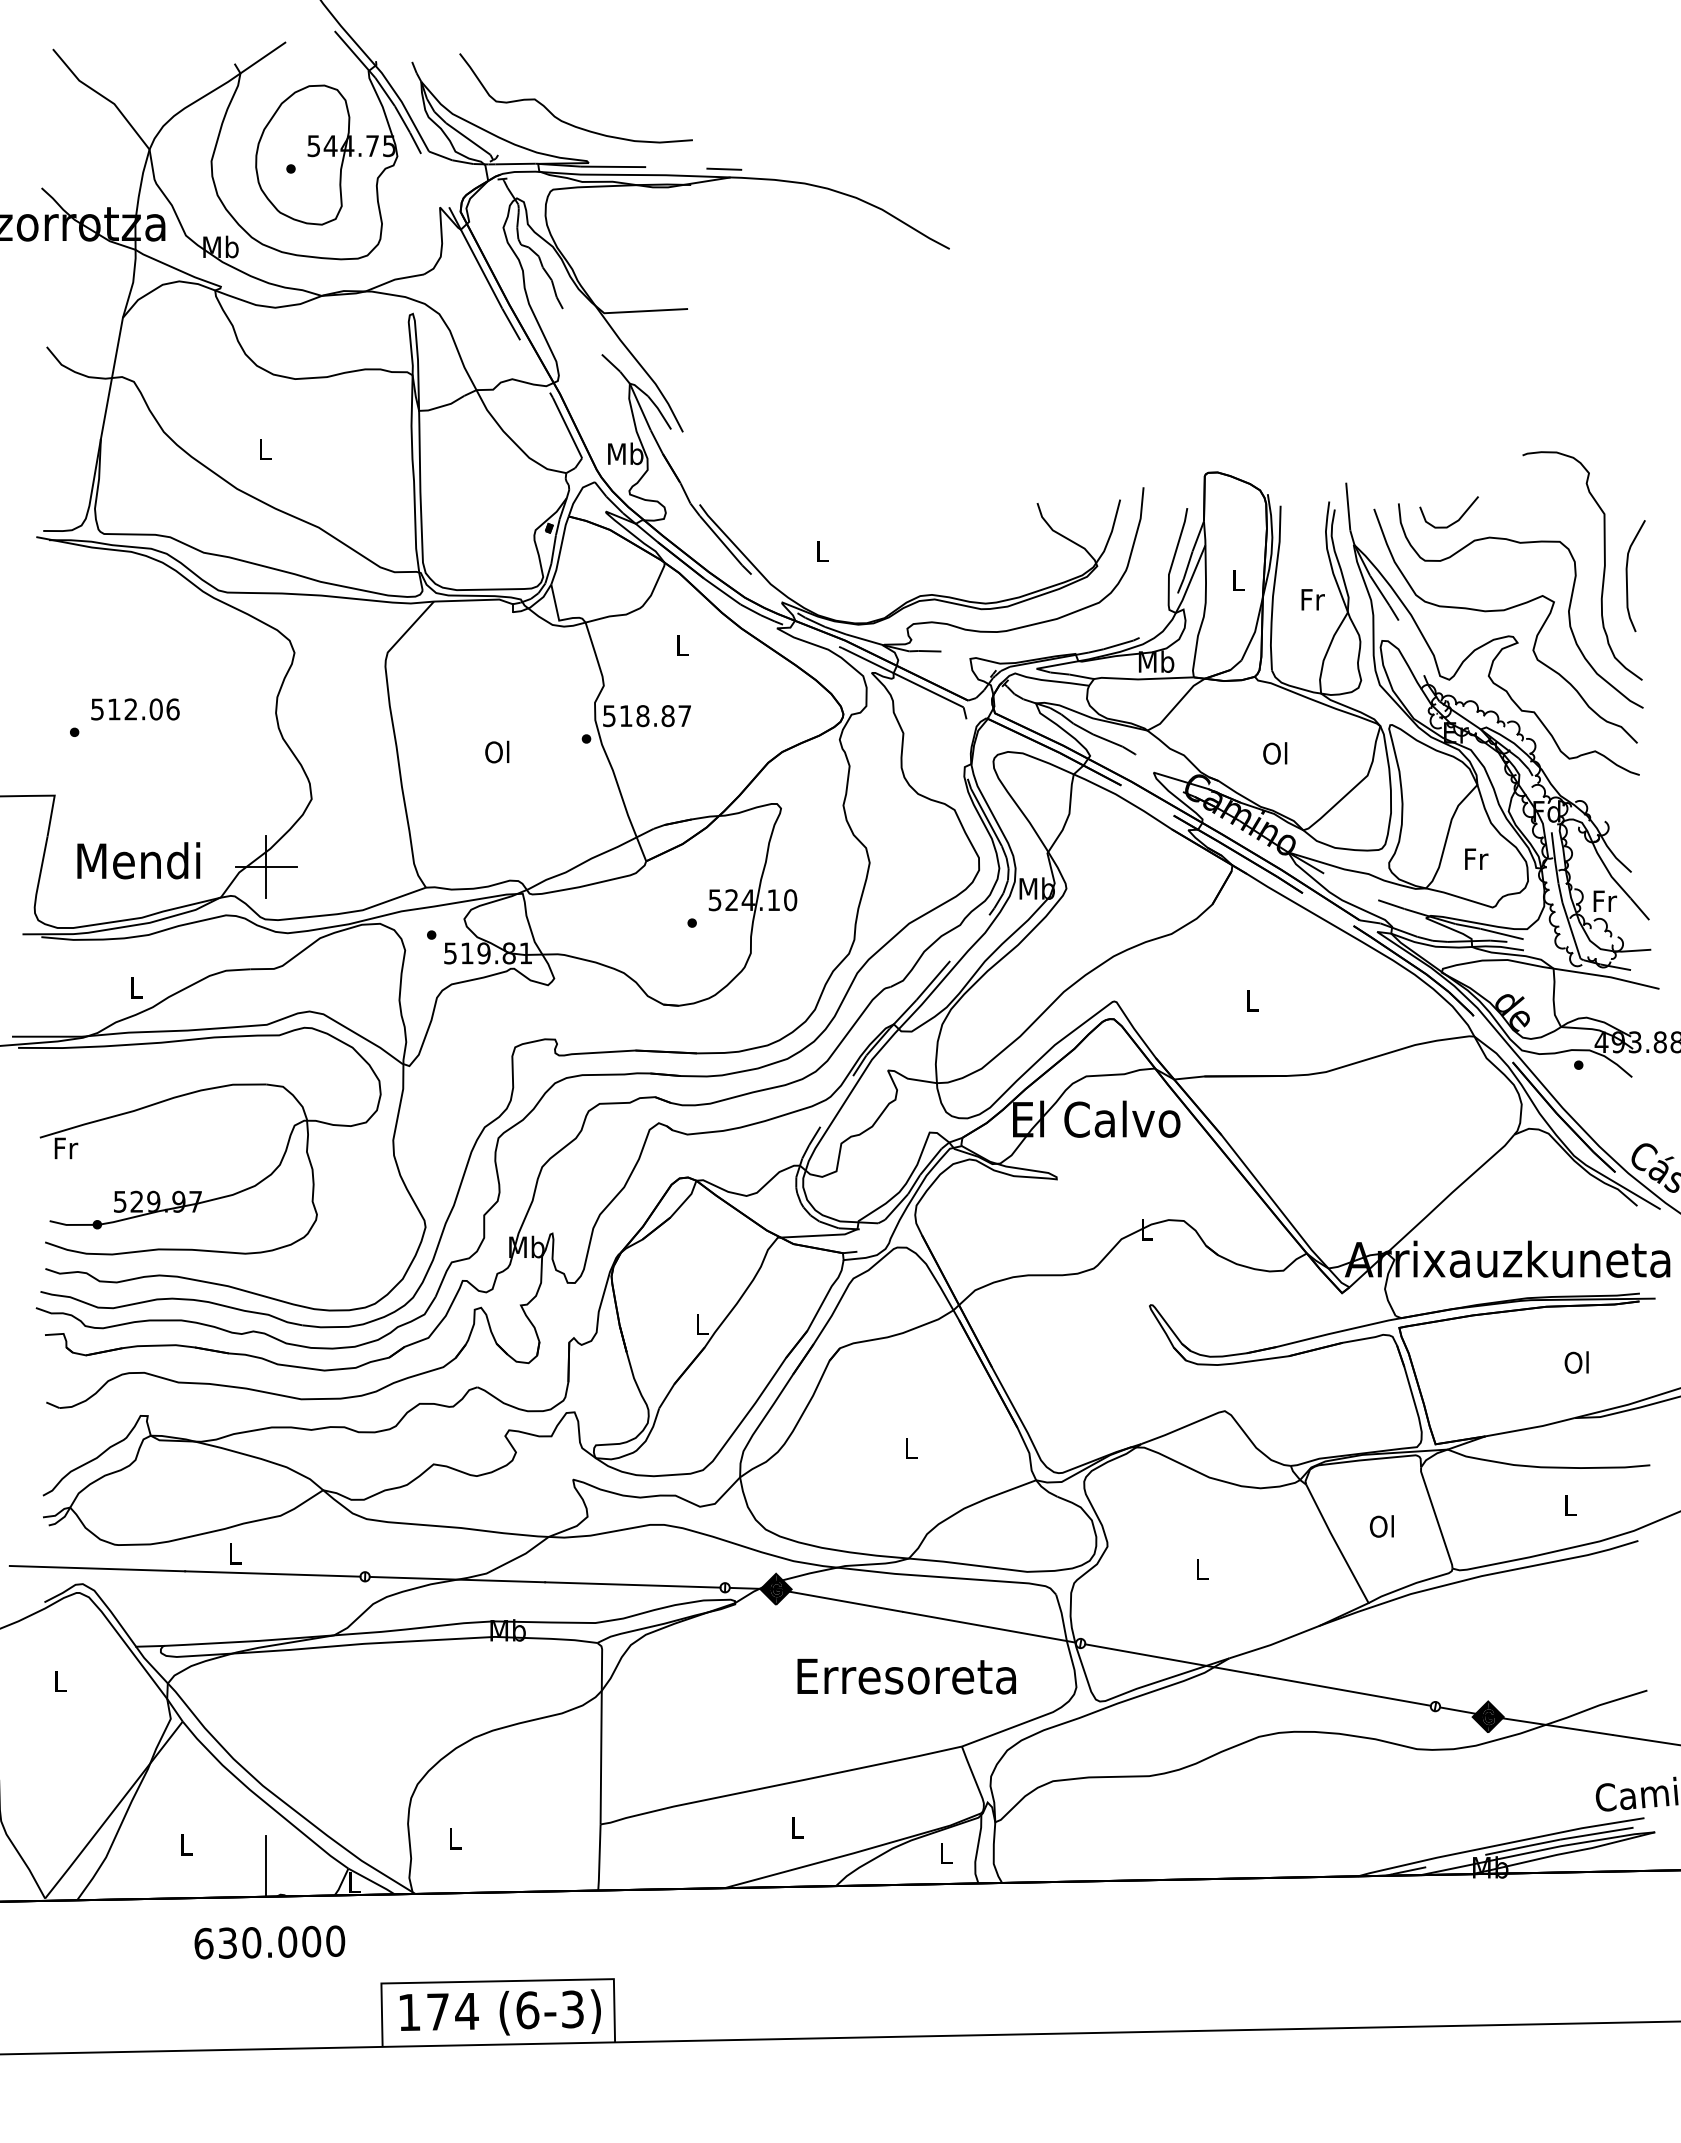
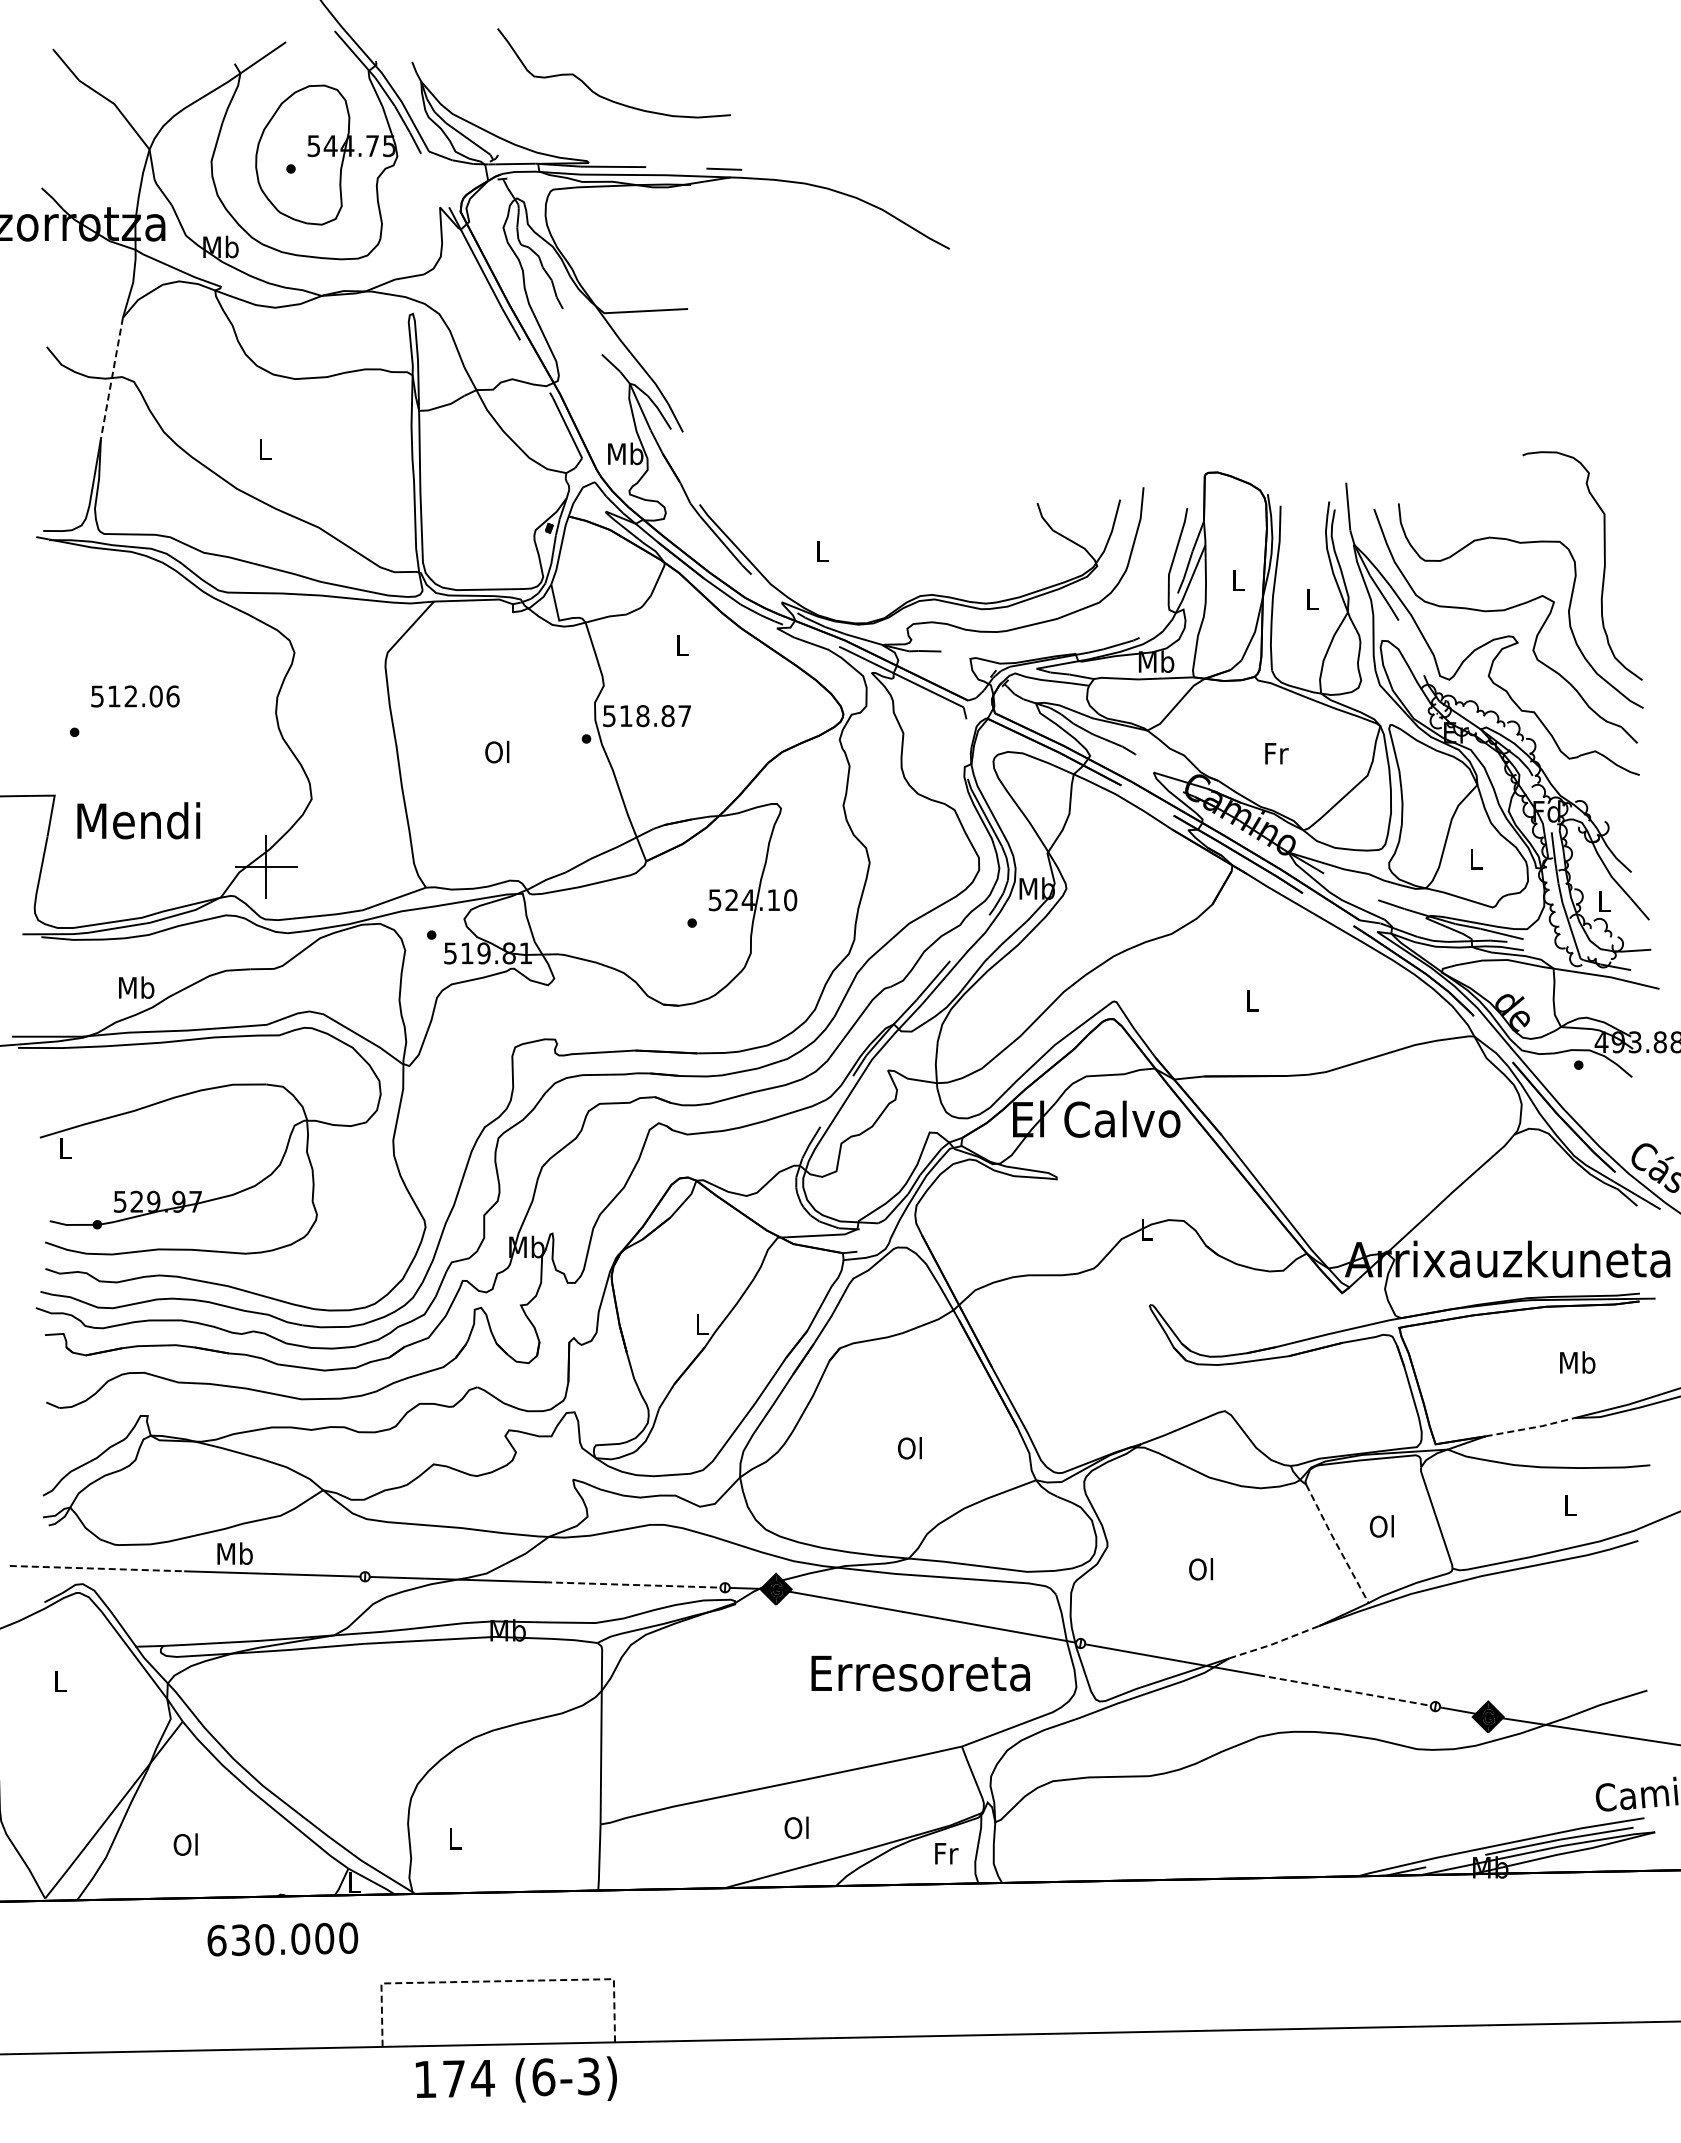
curve position: (563, 120) -> (601, 95) (601, 95)
line: solid -> dashed (111, 378)
curve: present -> none (1454, 521)
curve: present -> none (1627, 576)
text: Fr -> L (1312, 599)
text position: (135, 709) -> (135, 696) (135, 696)
text: Ol -> Fr (1275, 753)
text: Fr -> L (1476, 858)
text position: (138, 860) -> (138, 820) (138, 820)
text: Fr -> L (1605, 900)
text: L -> Mb (136, 987)
text: Fr -> L (66, 1148)
text: Ol -> Mb (1577, 1362)
line: solid -> dashed (1531, 1428)
text: L -> Ol (909, 1448)
line: solid -> dashed (1336, 1544)
text: L -> Mb (234, 1553)
line: solid -> dashed (97, 1568)
text: L -> Ol (1201, 1569)
line: solid -> dashed (632, 1584)
line: solid -> dashed (1274, 1643)
text position: (906, 1676) -> (920, 1673) (920, 1673)
line: solid -> dashed (1344, 1690)
text: L -> Ol (796, 1827)
text: L -> Ol (185, 1844)
text: L -> Fr (946, 1853)
line: present -> none (266, 1865)
text position: (269, 1942) -> (282, 1939) (282, 1939)
line: solid -> dashed (497, 1981)
text position: (499, 2012) -> (515, 2079) (515, 2079)
